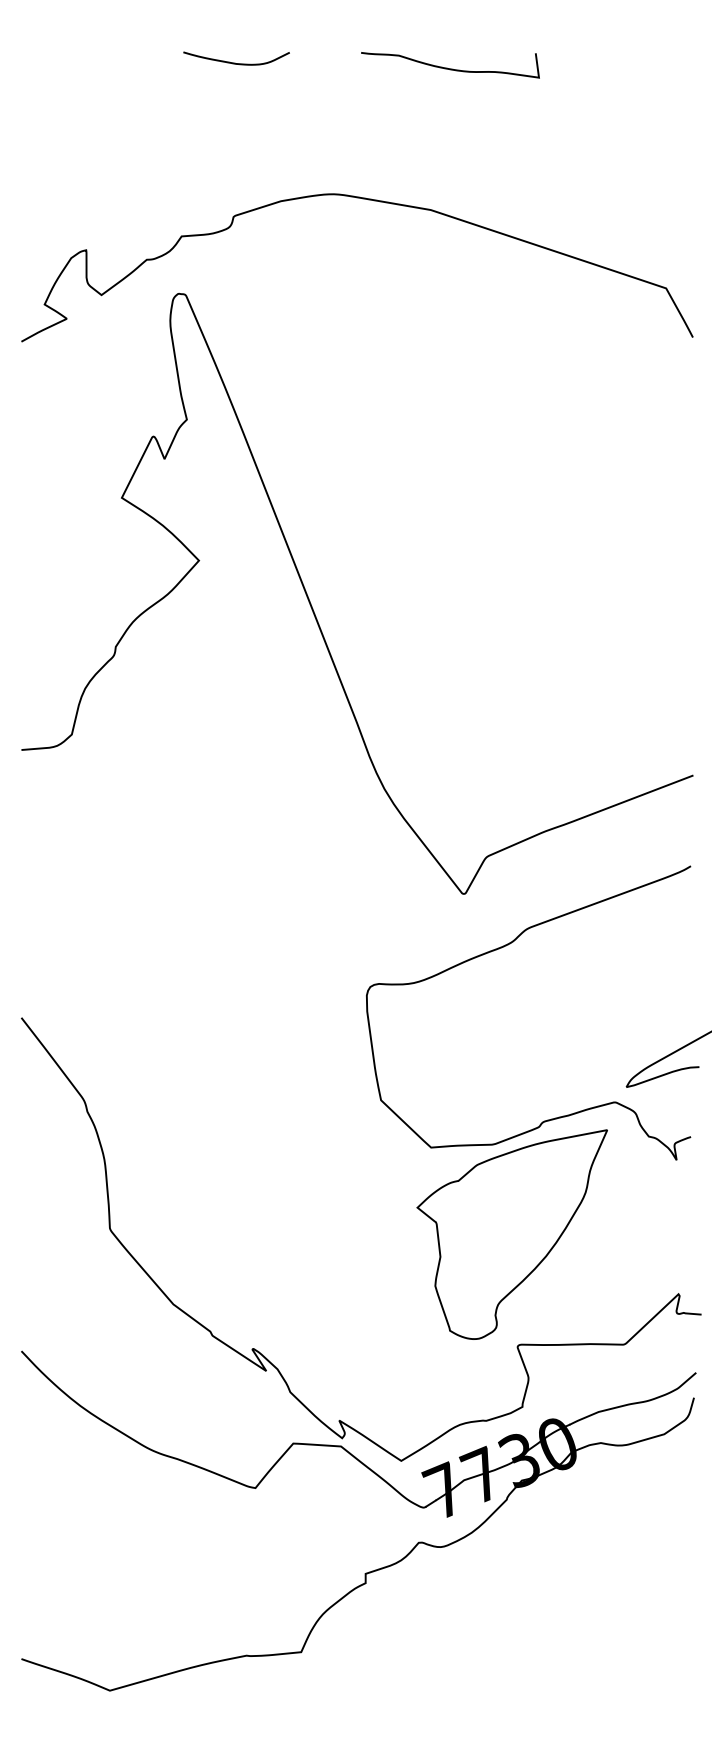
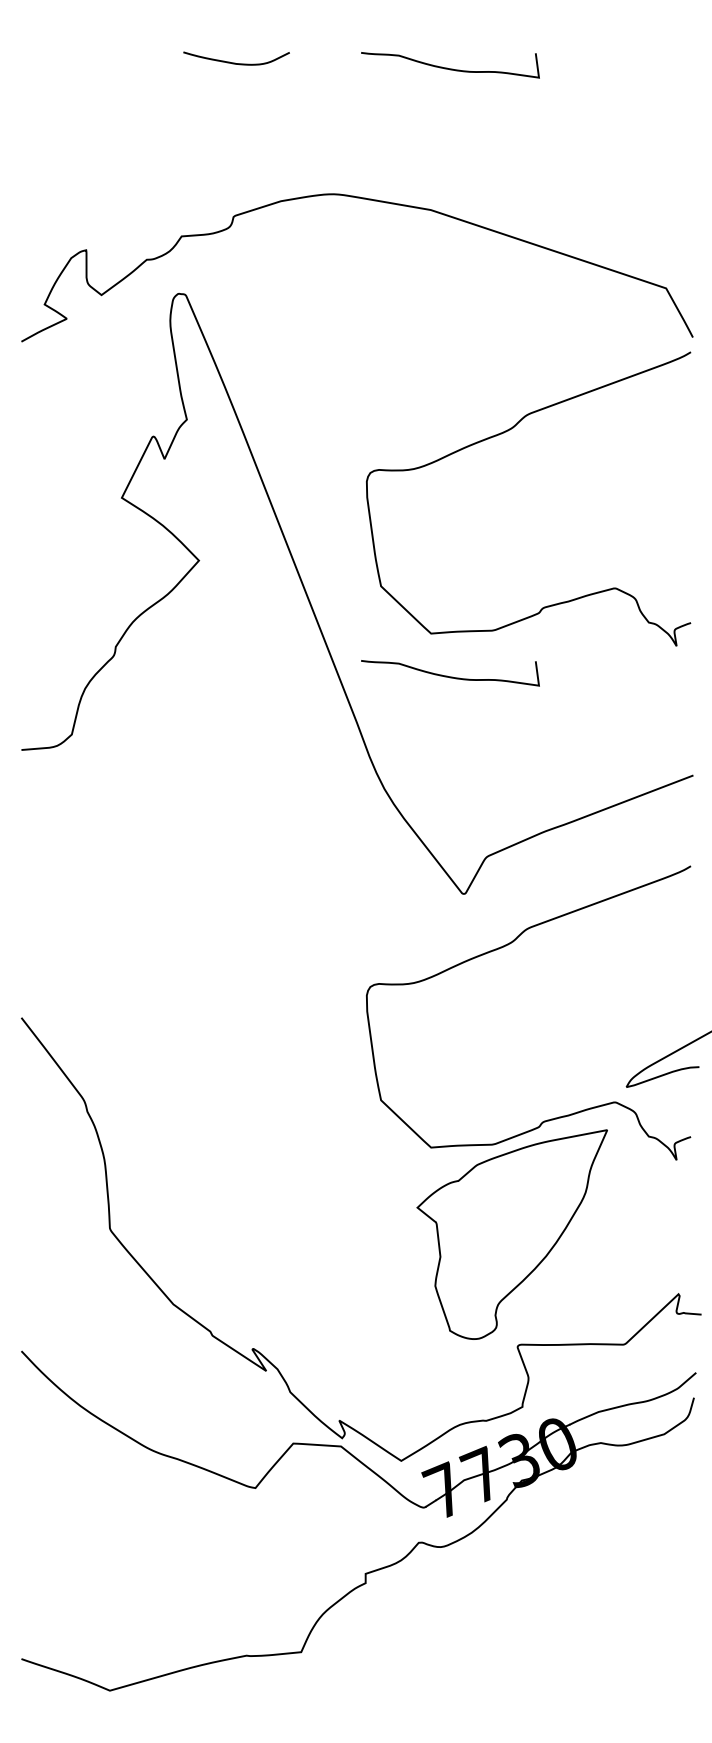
curve: none -> present (504, 433)
curve: none -> present (450, 676)
